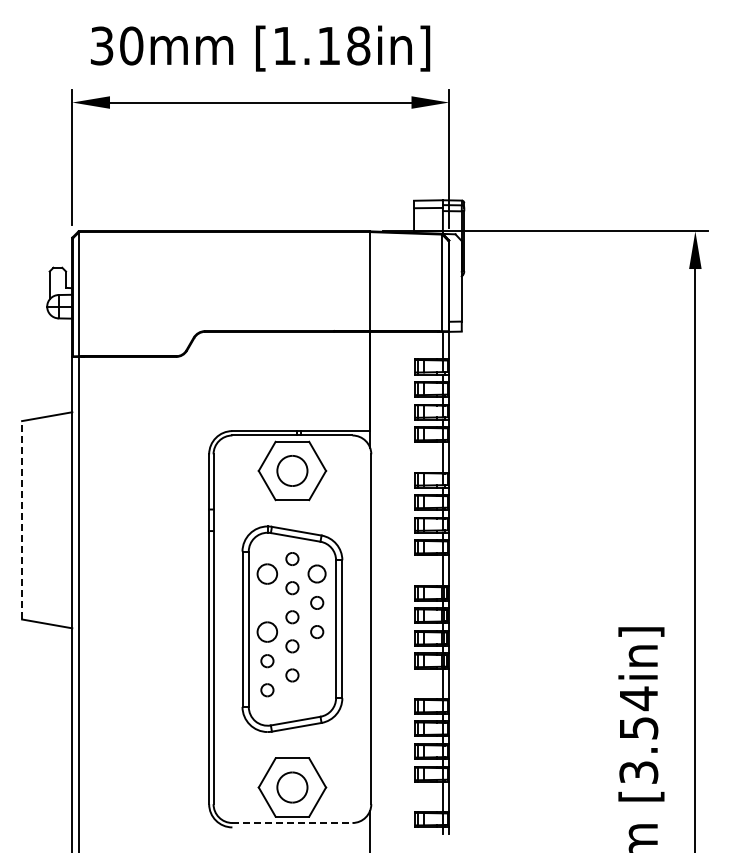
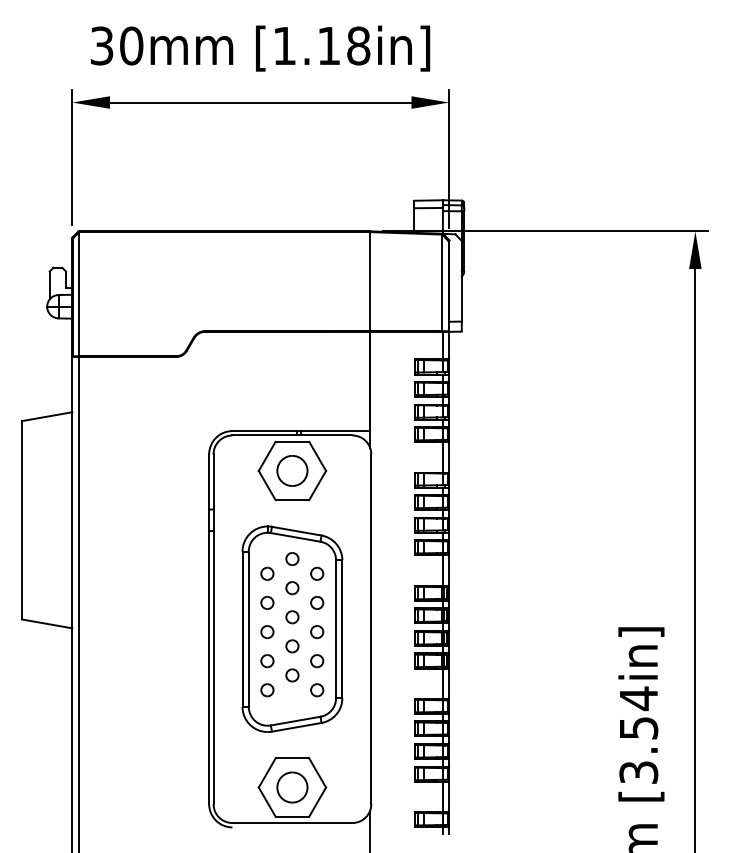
line: dashed -> solid (22, 519)
part size: 22x22 px -> 15x15 px (267, 573)
part size: 20x20 px -> 15x15 px (317, 573)
part: none -> present (267, 602)
part size: 22x22 px -> 15x14 px (267, 631)
part: none -> present (317, 661)
part: none -> present (317, 690)
line: dashed -> solid (292, 823)
